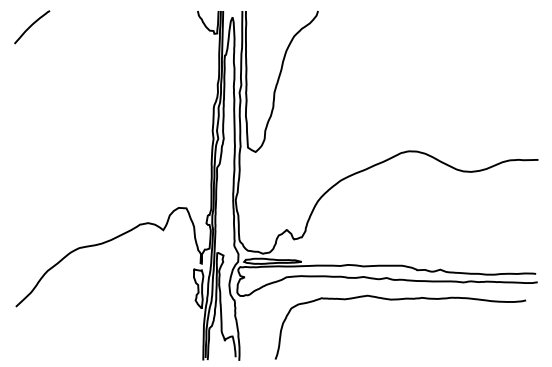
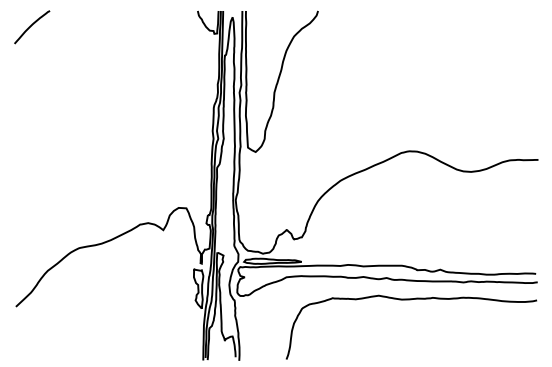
curve position: (400, 300) -> (411, 300) (411, 300)
